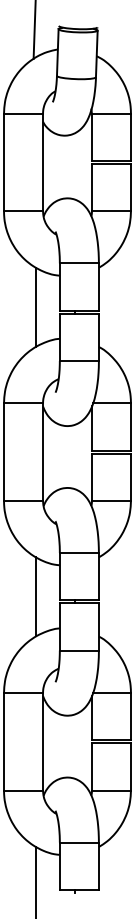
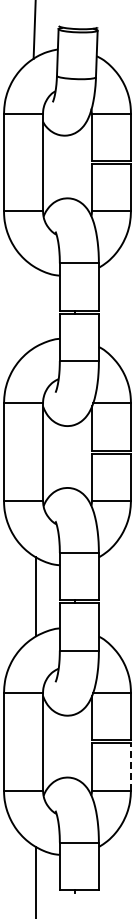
line: present -> none (36, 306)
line: solid -> dashed (130, 766)
